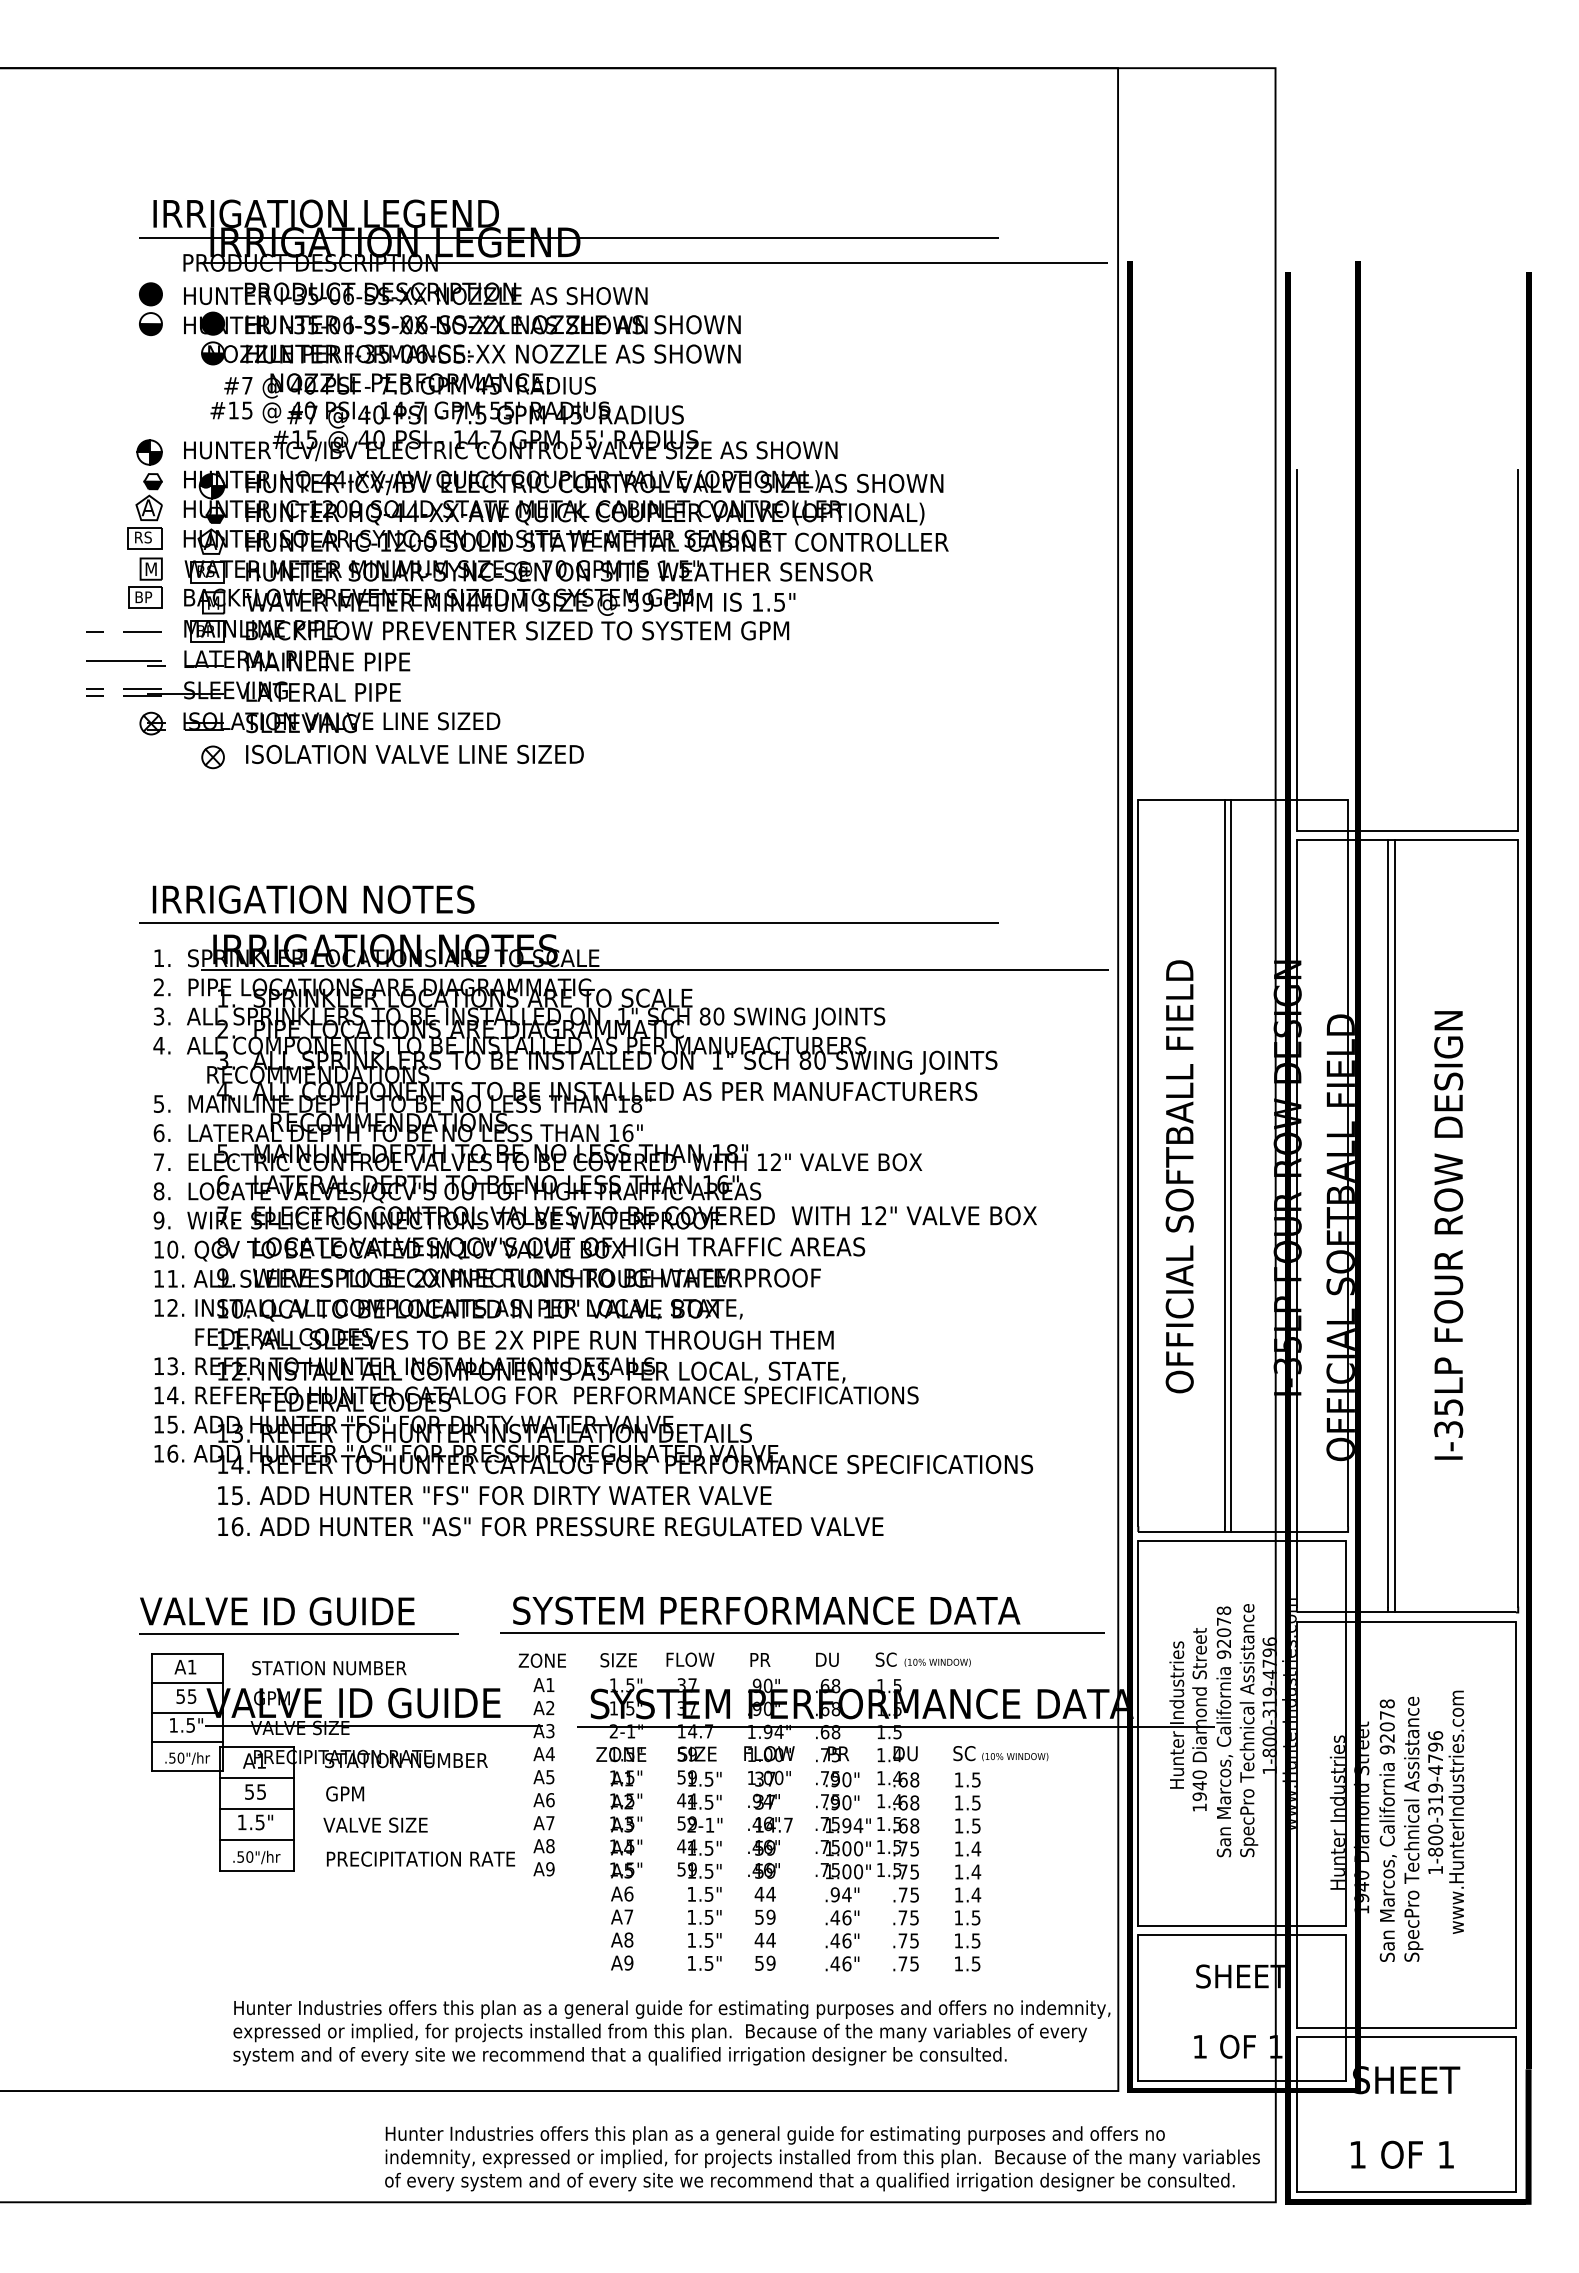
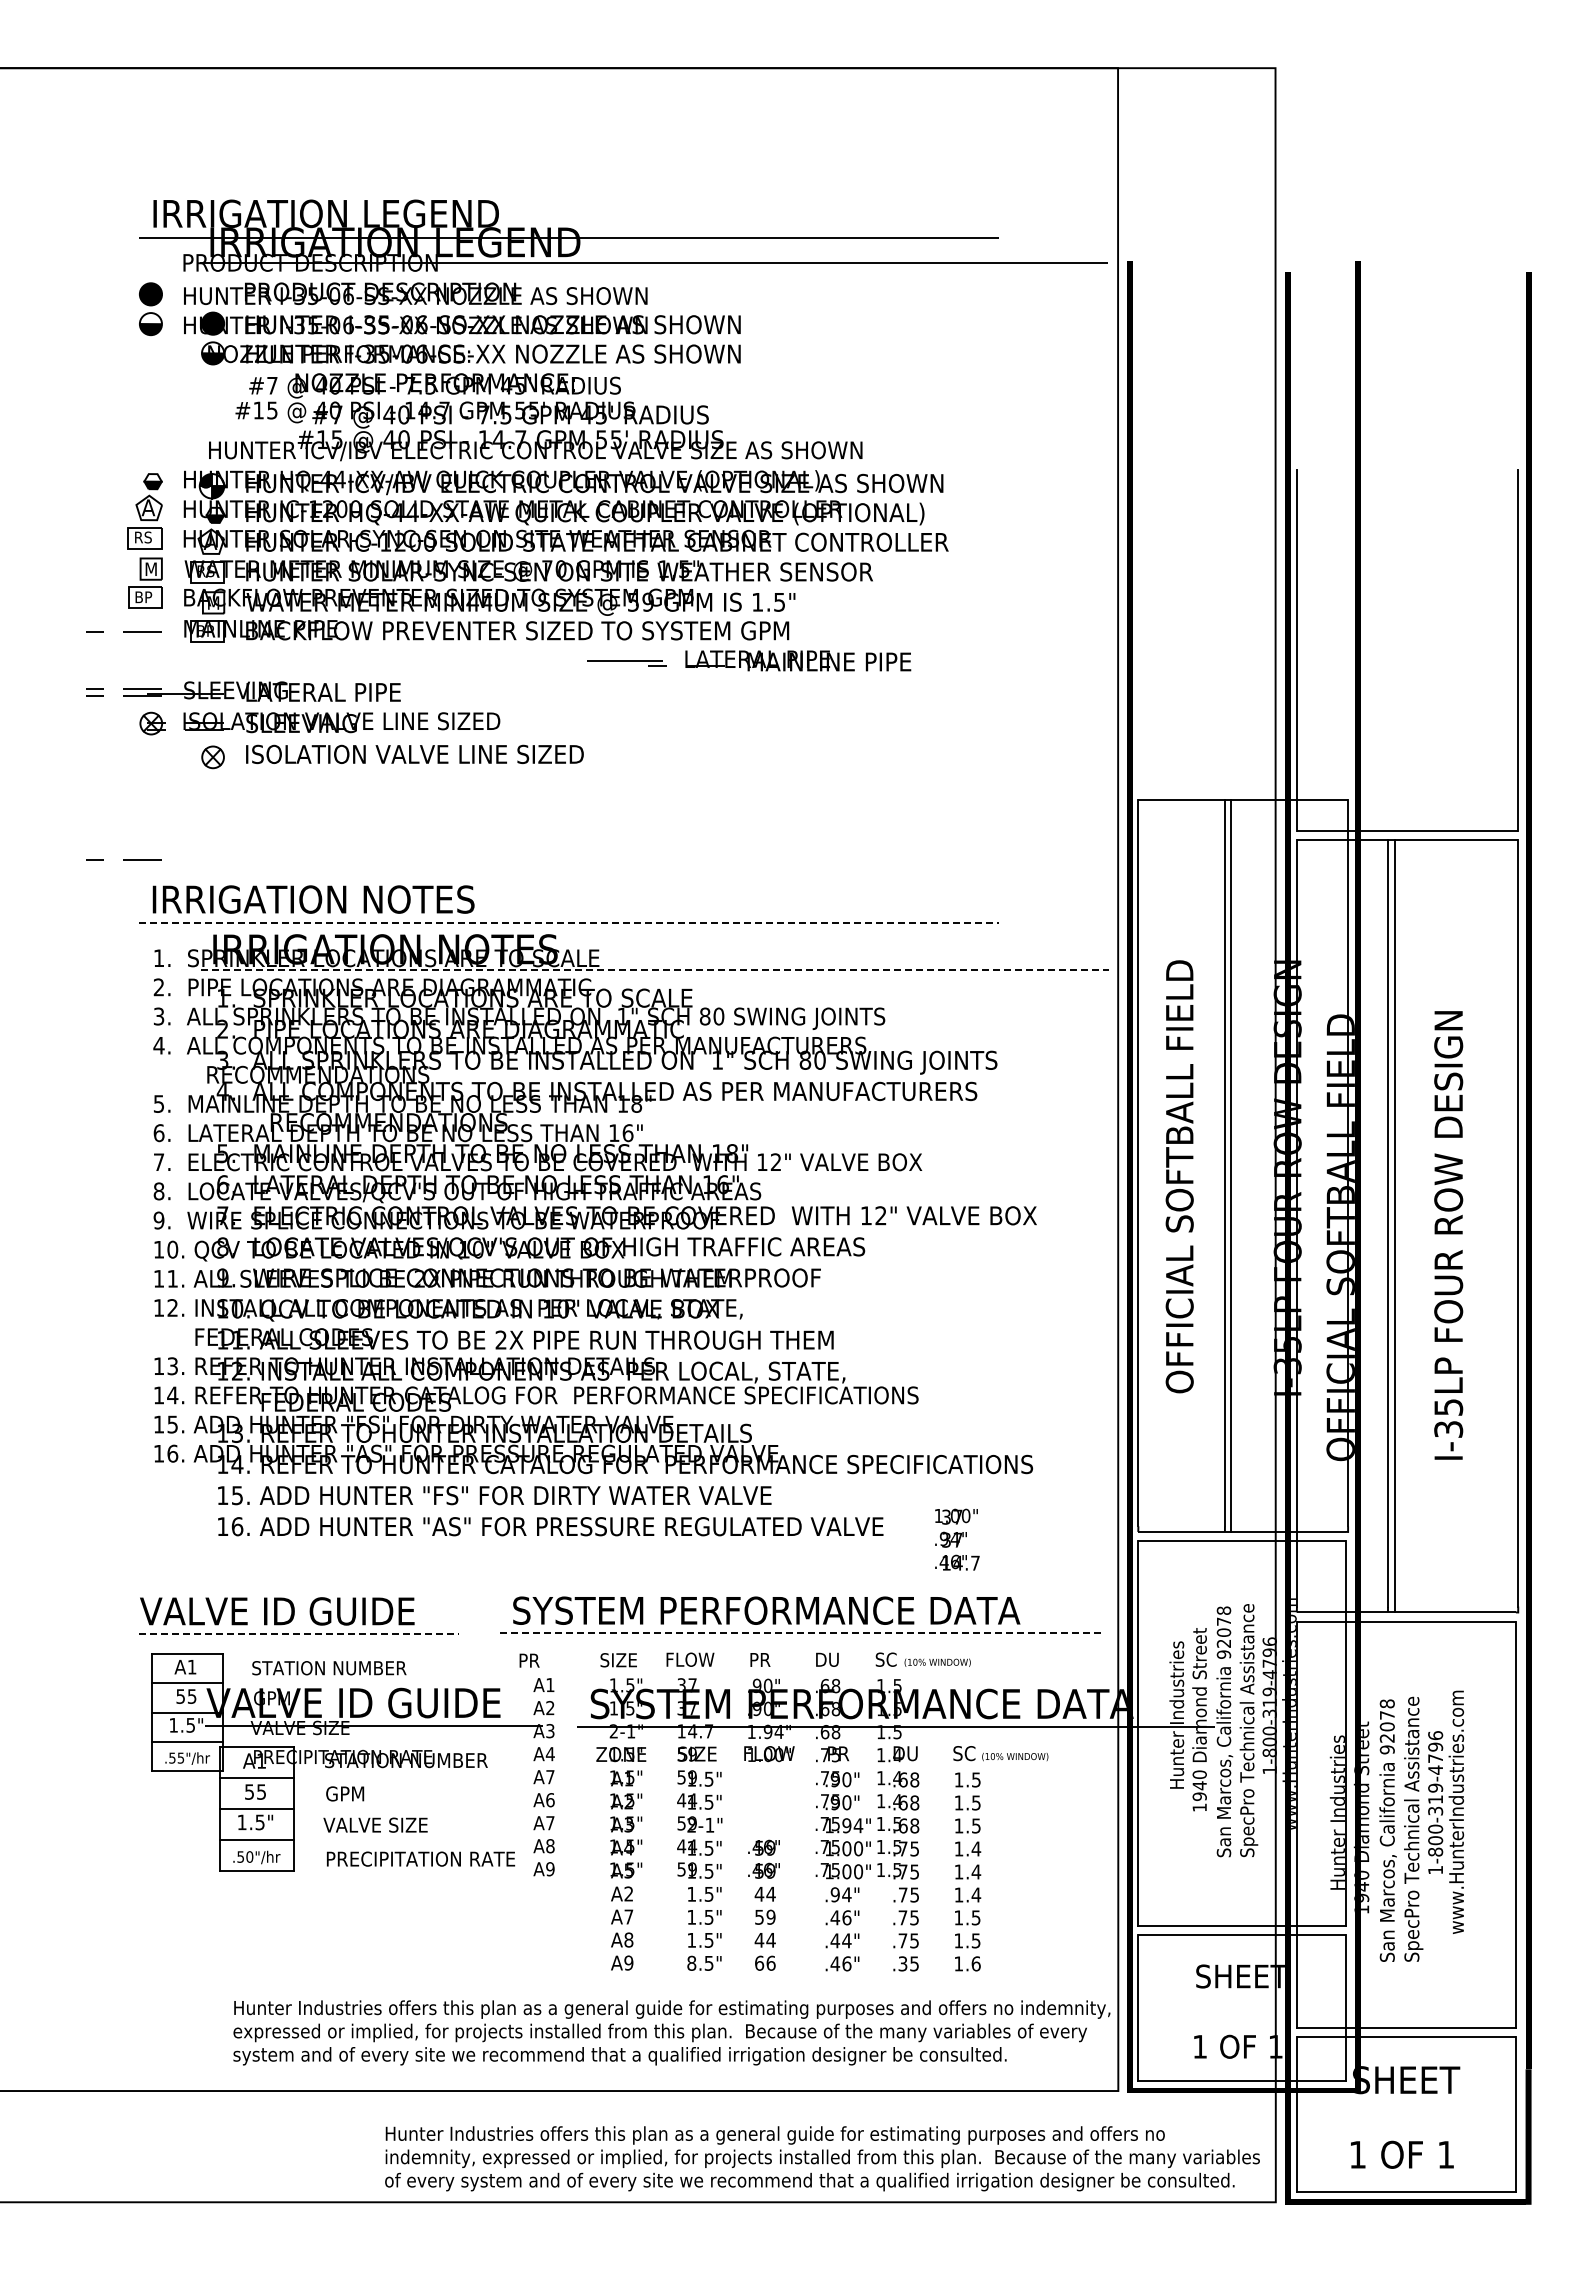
text position: (510, 417) -> (535, 417) (535, 417)
part: present -> none (149, 452)
part position: (248, 660) -> (749, 660) (749, 660)
line: none -> present (123, 859)
line: solid -> dashed (569, 922)
line: solid -> dashed (655, 970)
line: solid -> dashed (802, 1632)
line: solid -> dashed (298, 1633)
text: ZONE -> PR (541, 1660)
text: .50"/hr -> .55"/hr (180, 1757)
text: A5 -> A7 (550, 1777)
text position: (770, 1801) -> (957, 1539) (957, 1539)
text: A6 -> A2 (628, 1893)
text: .46" -> .44" (846, 1940)
text: 1.5" -> 8.5" (691, 1962)
text: 59 -> 66 (765, 1962)
text: .75 -> .35 (902, 1963)
text: 1.5 -> 1.6 (975, 1963)
